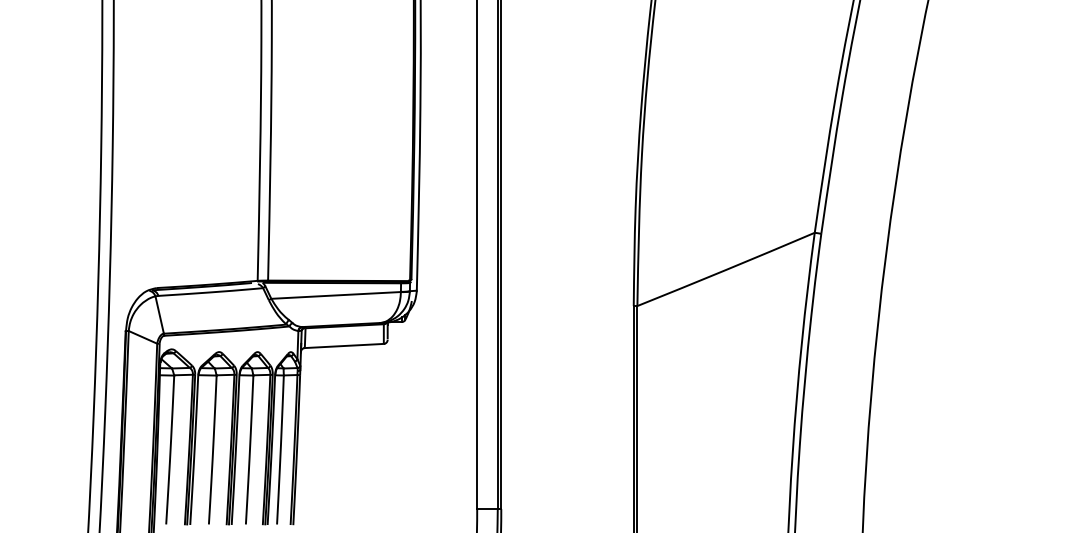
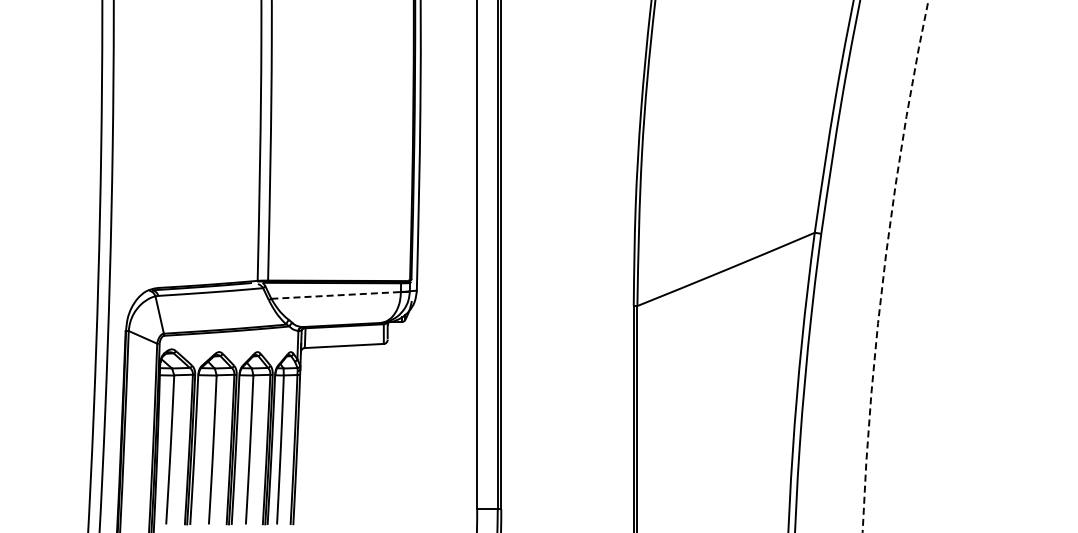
arc: solid -> dashed (884, 265)
line: solid -> dashed (336, 295)
